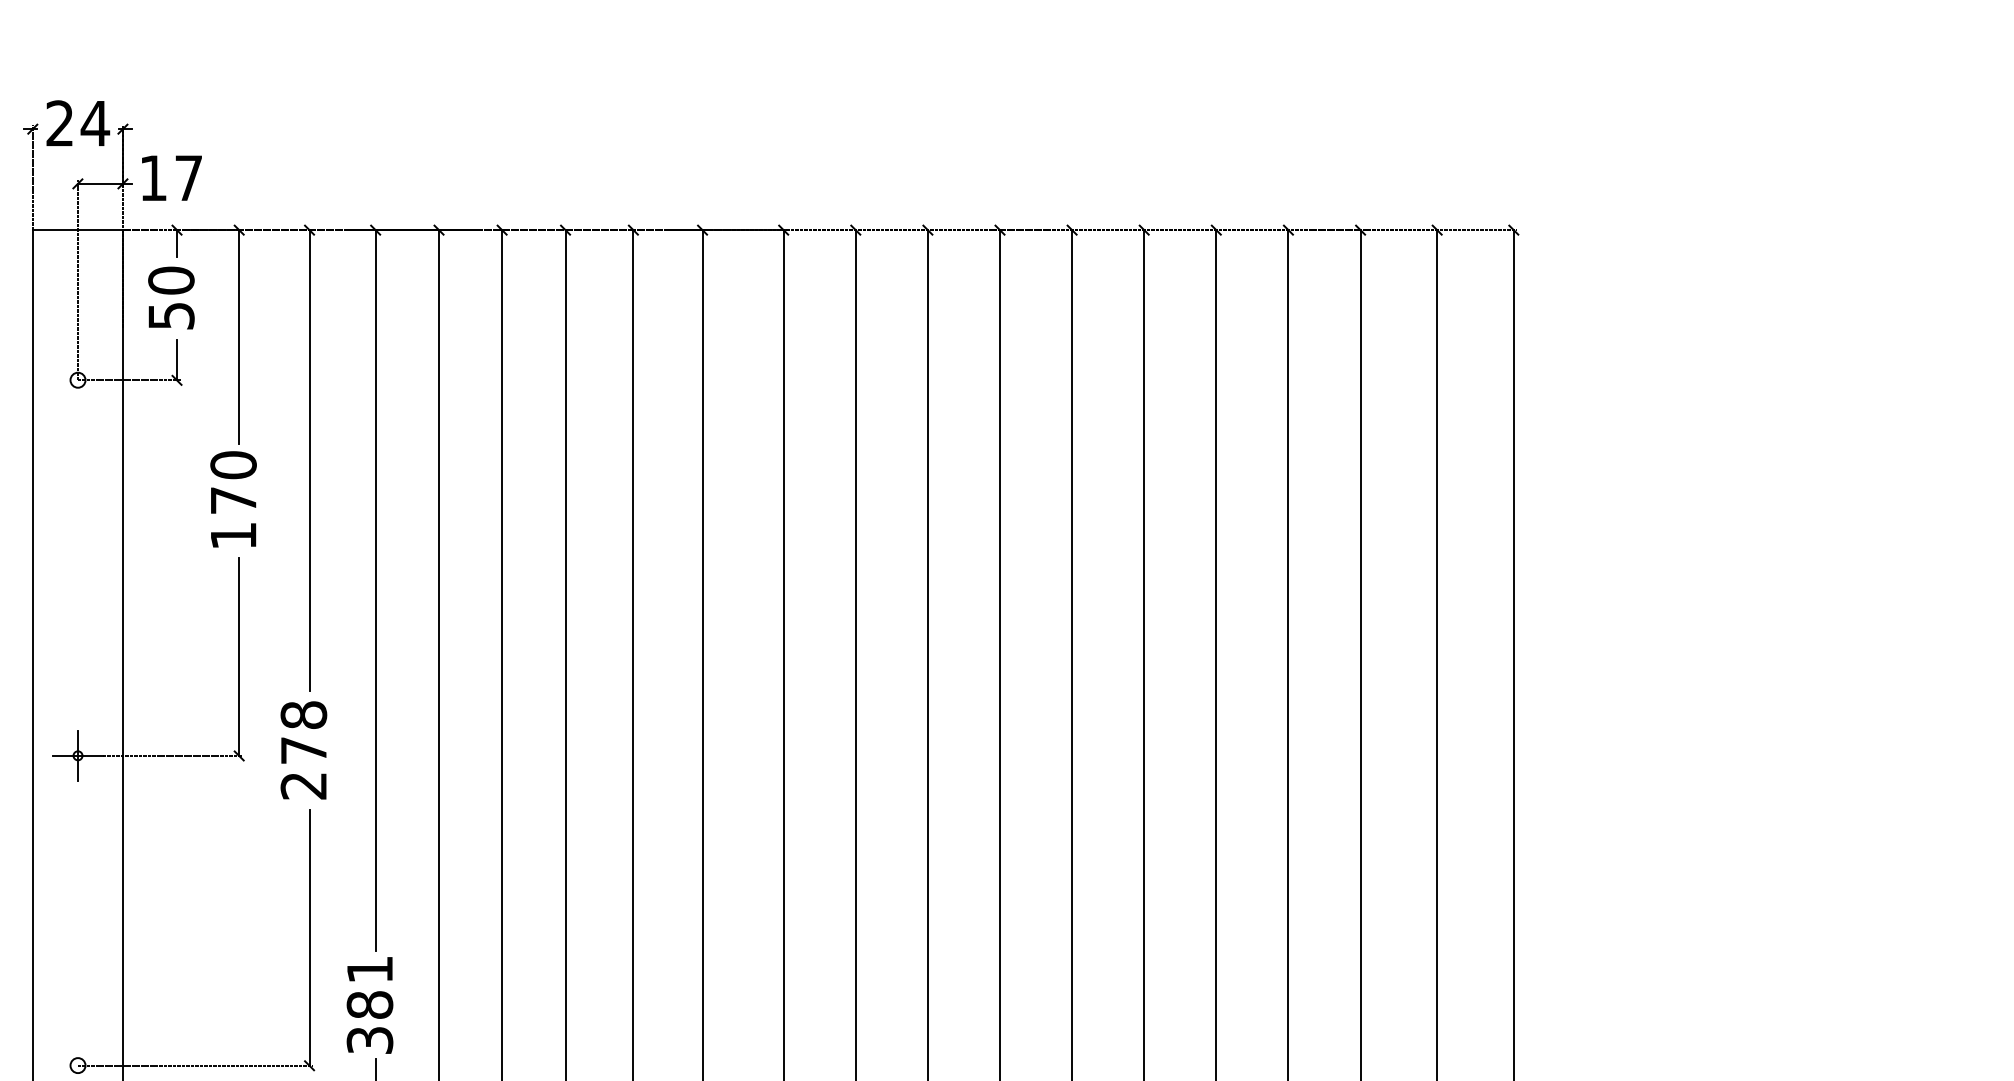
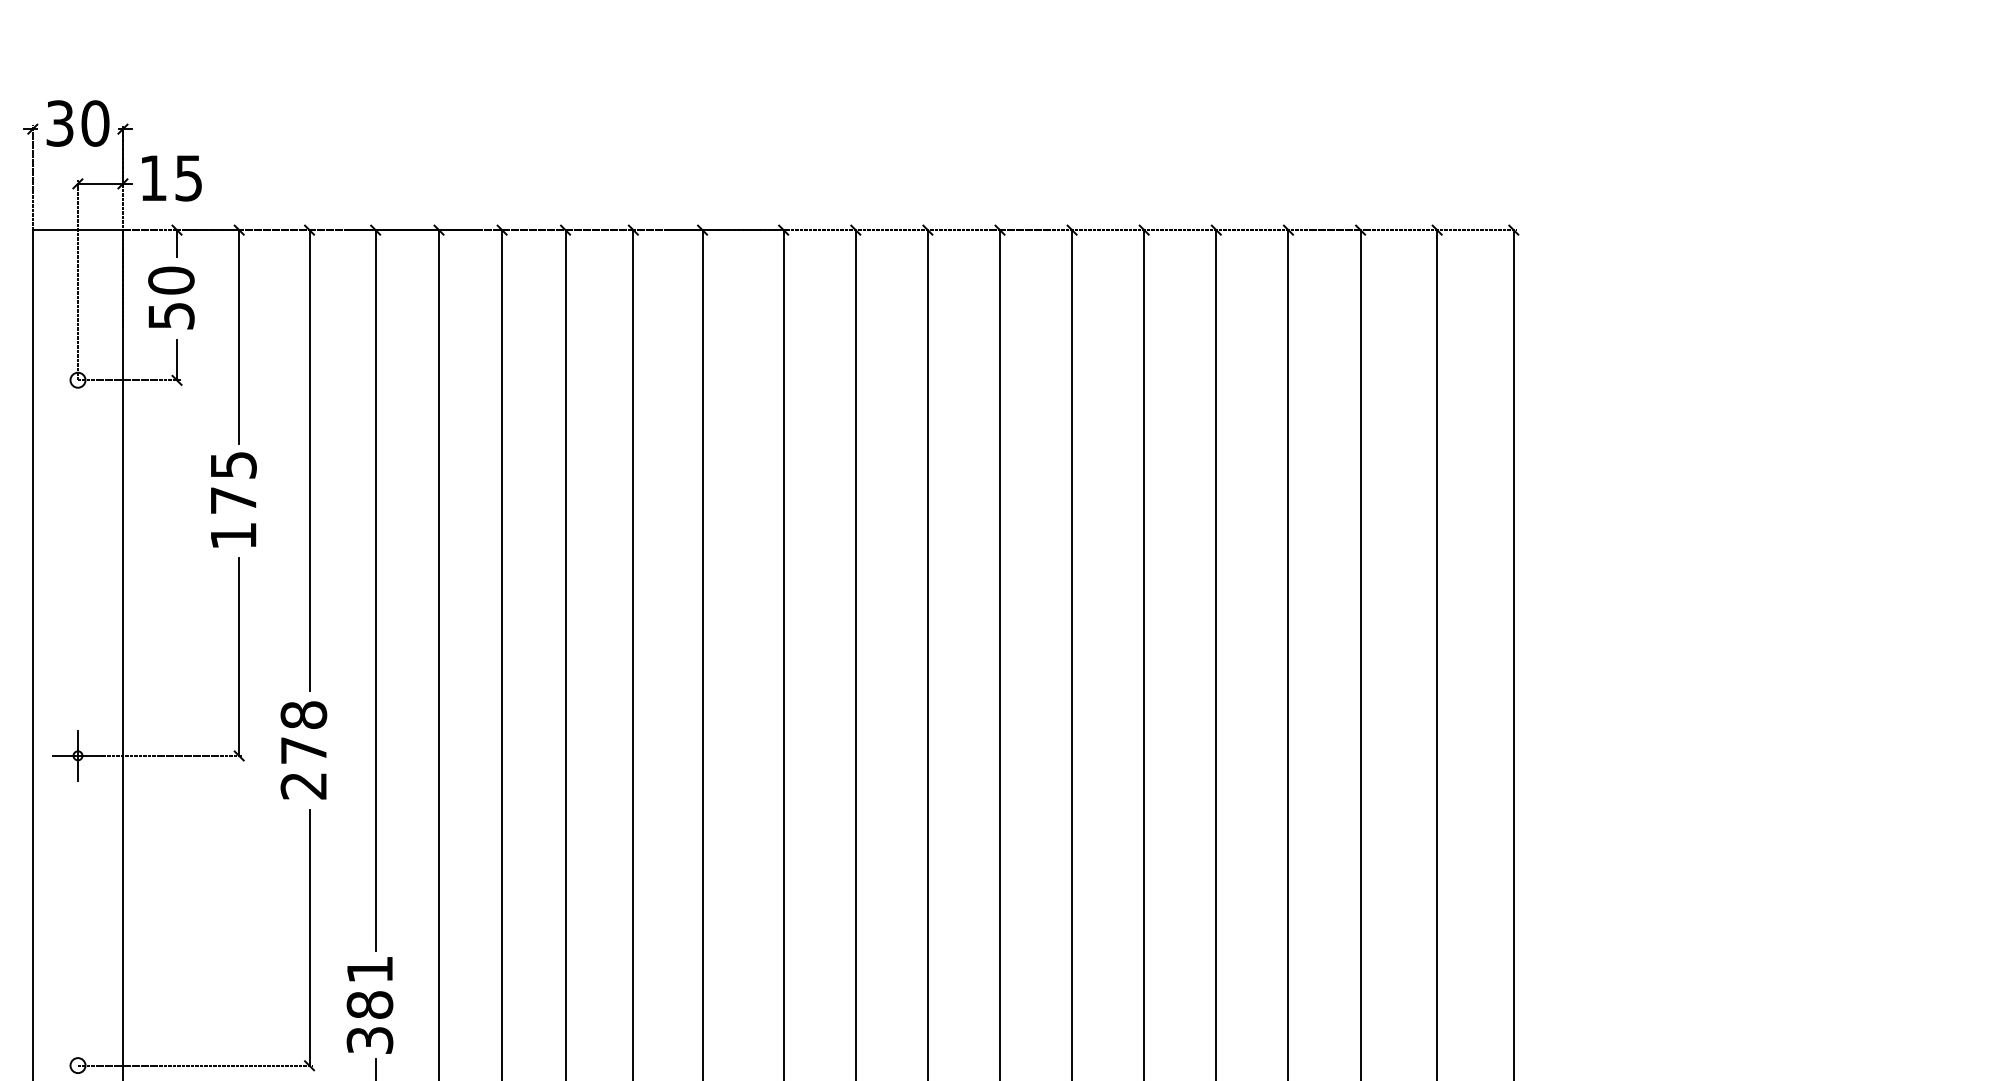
text: 24 -> 30 (78, 123)
text: 17 -> 15 (188, 178)
text: 170 -> 175 (233, 465)
